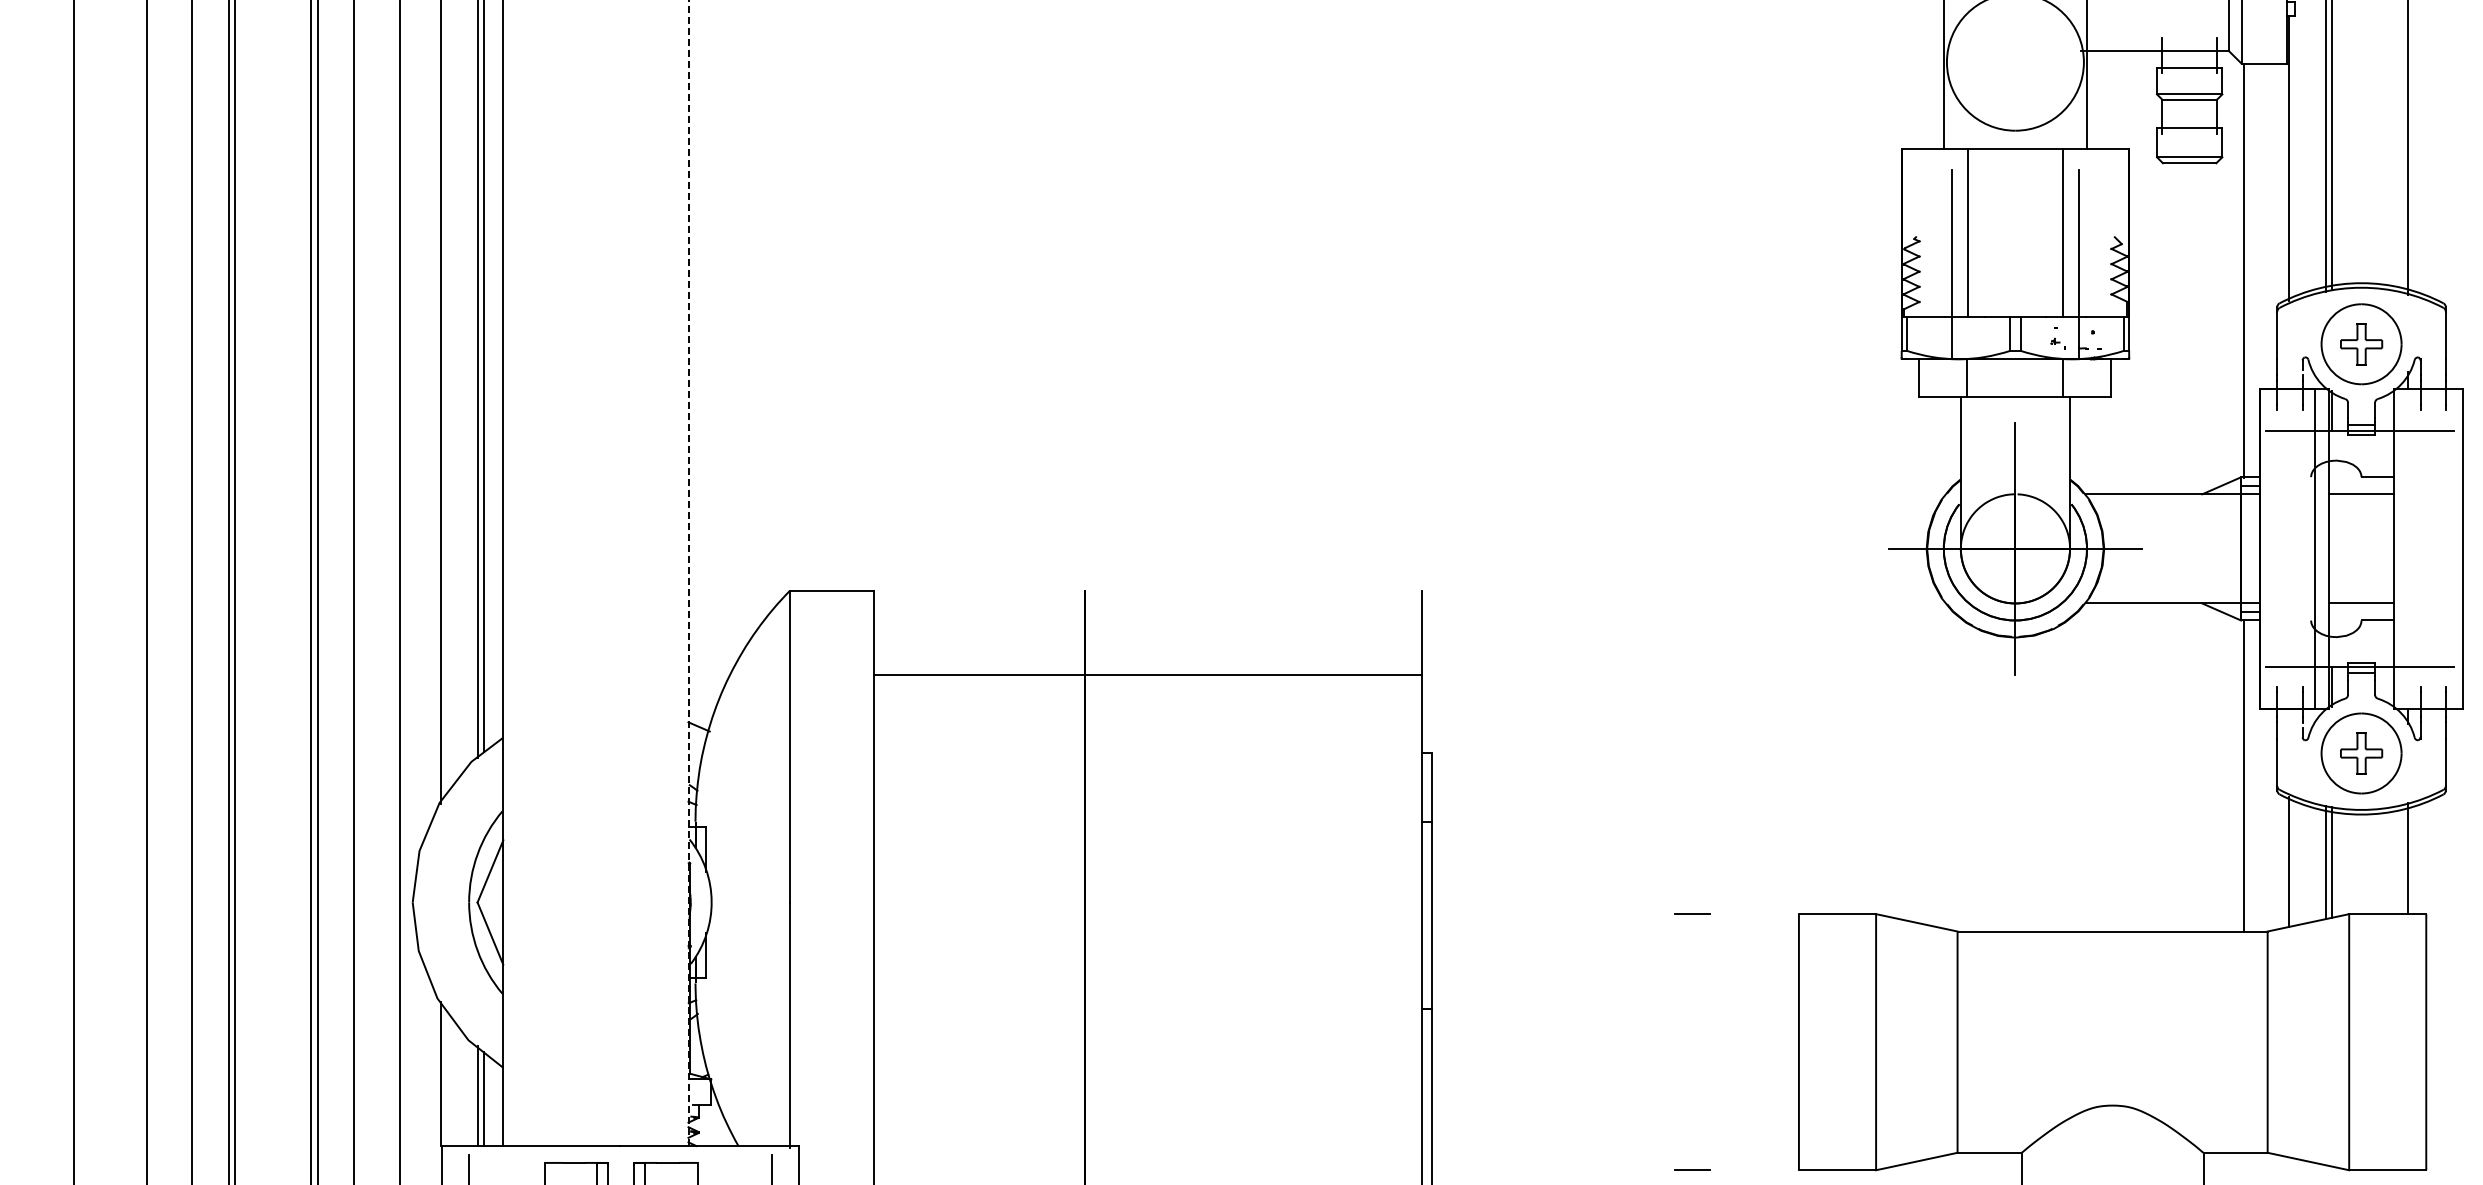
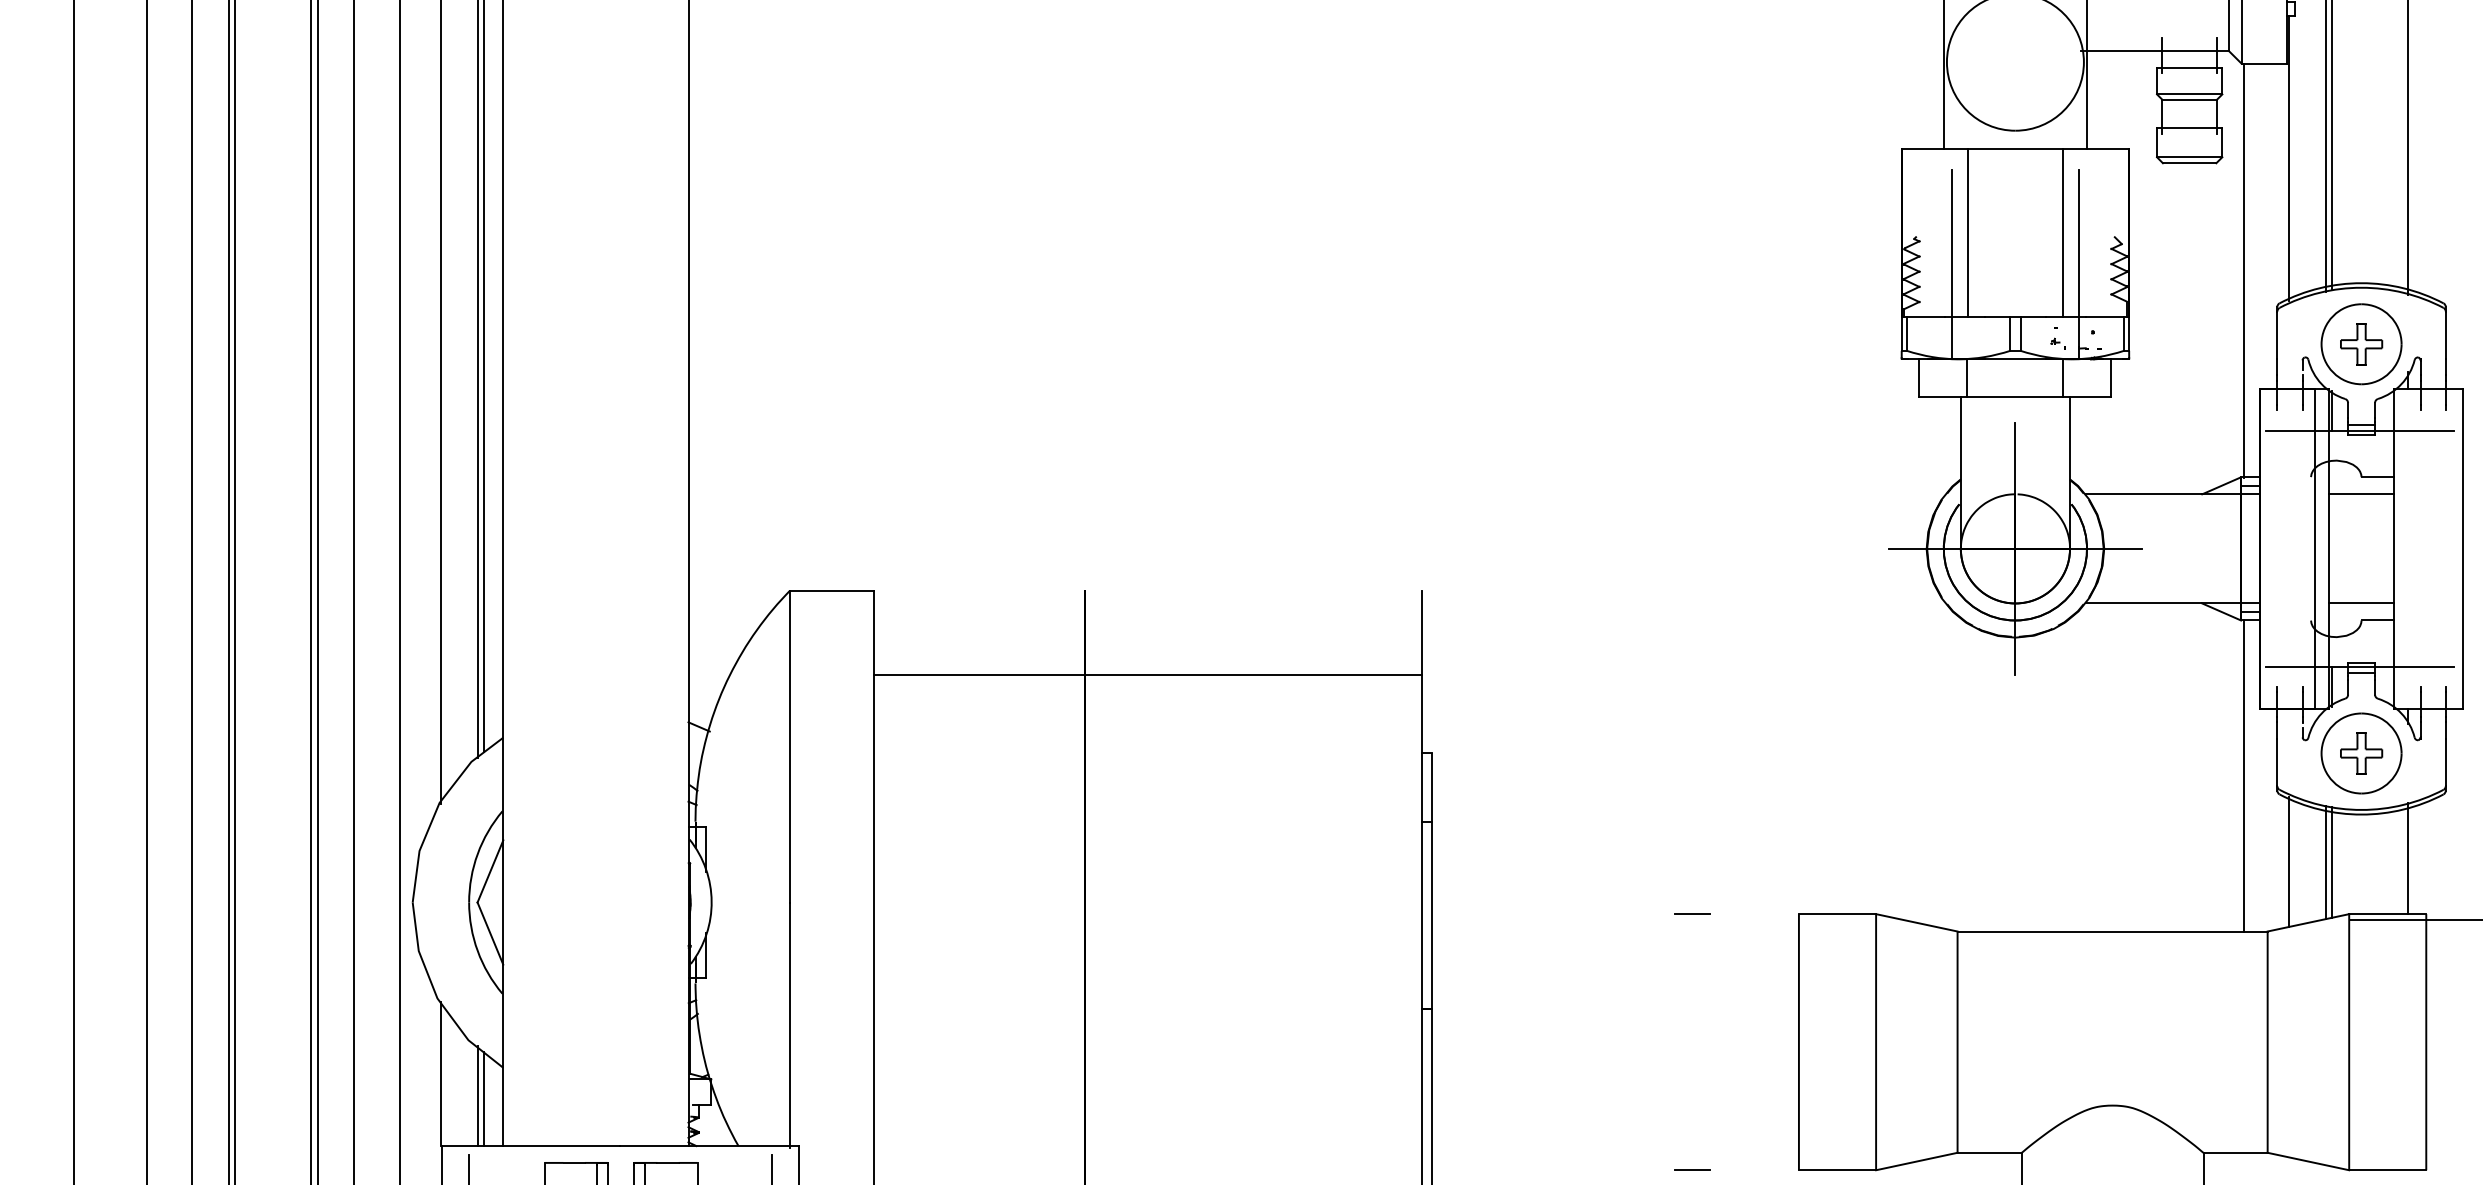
line: dashed -> solid (688, 573)
line: none -> present (2414, 920)
